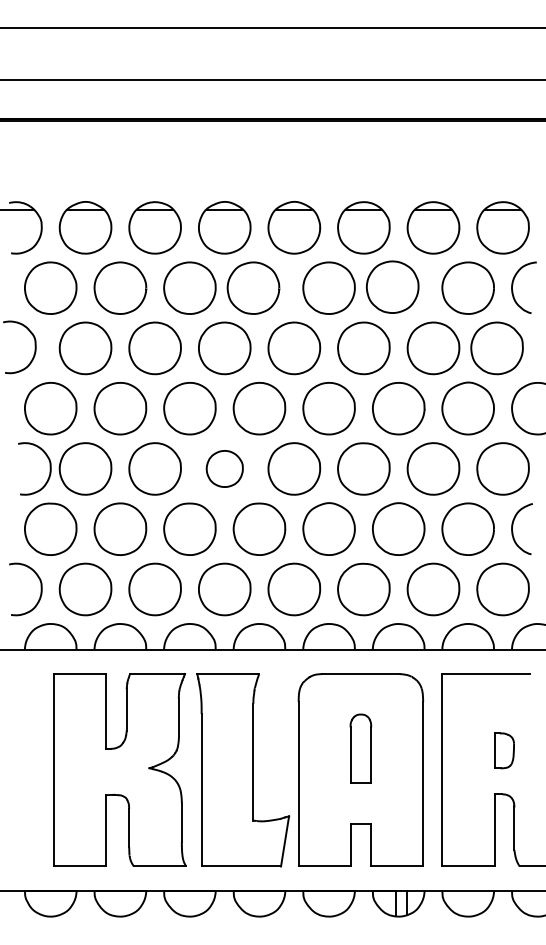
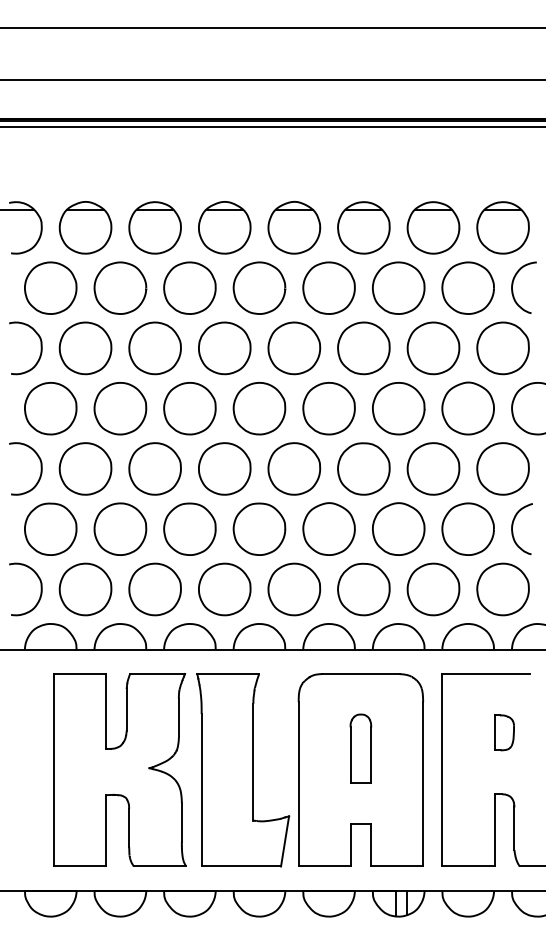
line: none -> present (272, 127)
part position: (392, 286) -> (398, 287) (398, 287)
part position: (253, 287) -> (259, 287) (259, 287)
curve position: (34, 347) -> (40, 348) (40, 348)
part position: (496, 348) -> (502, 348) (502, 348)
curve position: (49, 468) -> (40, 468) (40, 468)
part size: 39x38 px -> 54x54 px (224, 468)
part position: (504, 750) -> (504, 732) (504, 732)
